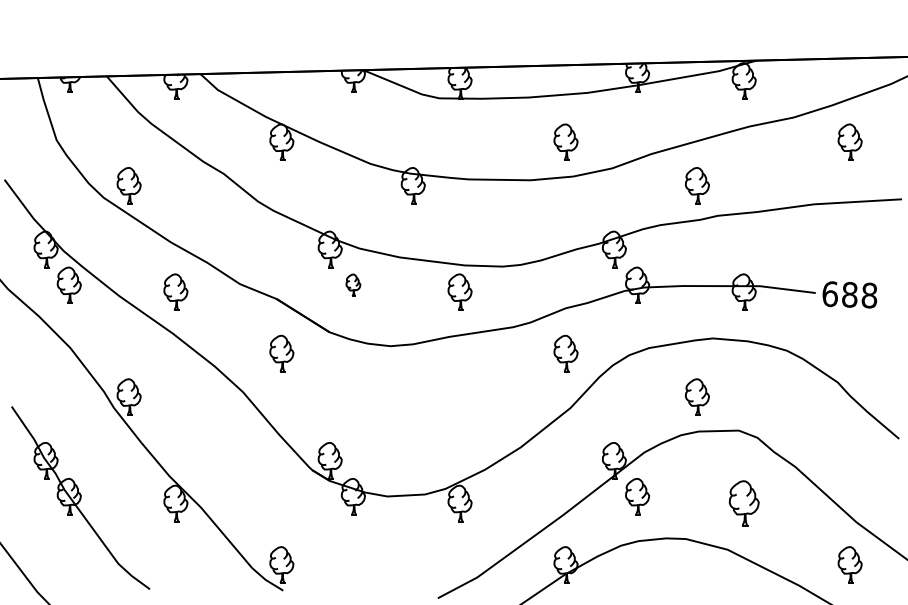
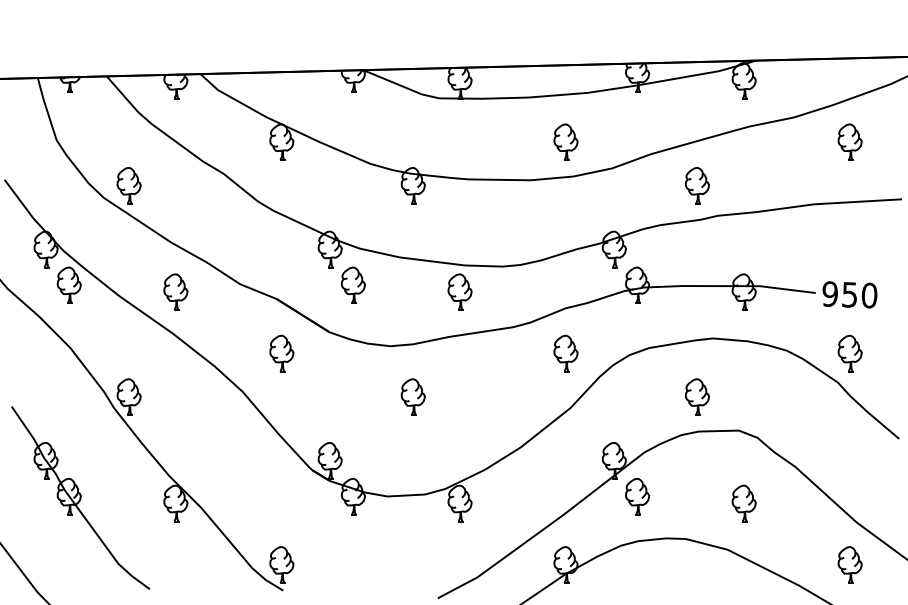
part size: 17x24 px -> 25x38 px (353, 284)
text: 688 -> 950 (849, 294)
part: none -> present (849, 353)
part: none -> present (412, 396)
part size: 32x47 px -> 26x39 px (743, 503)
